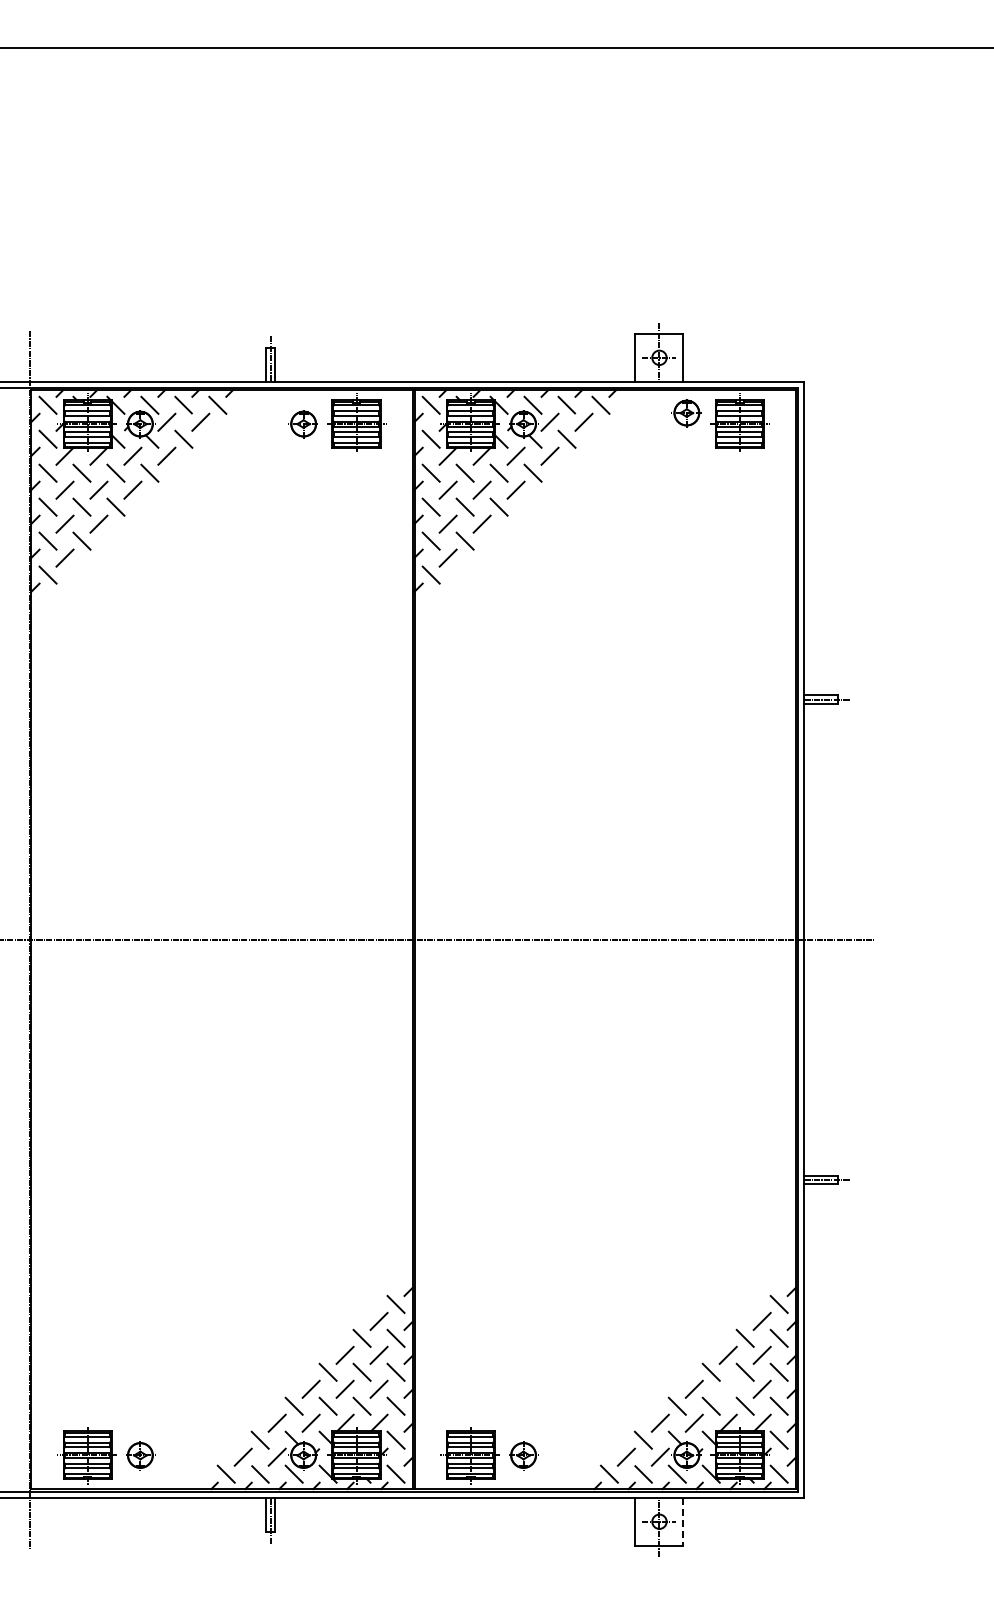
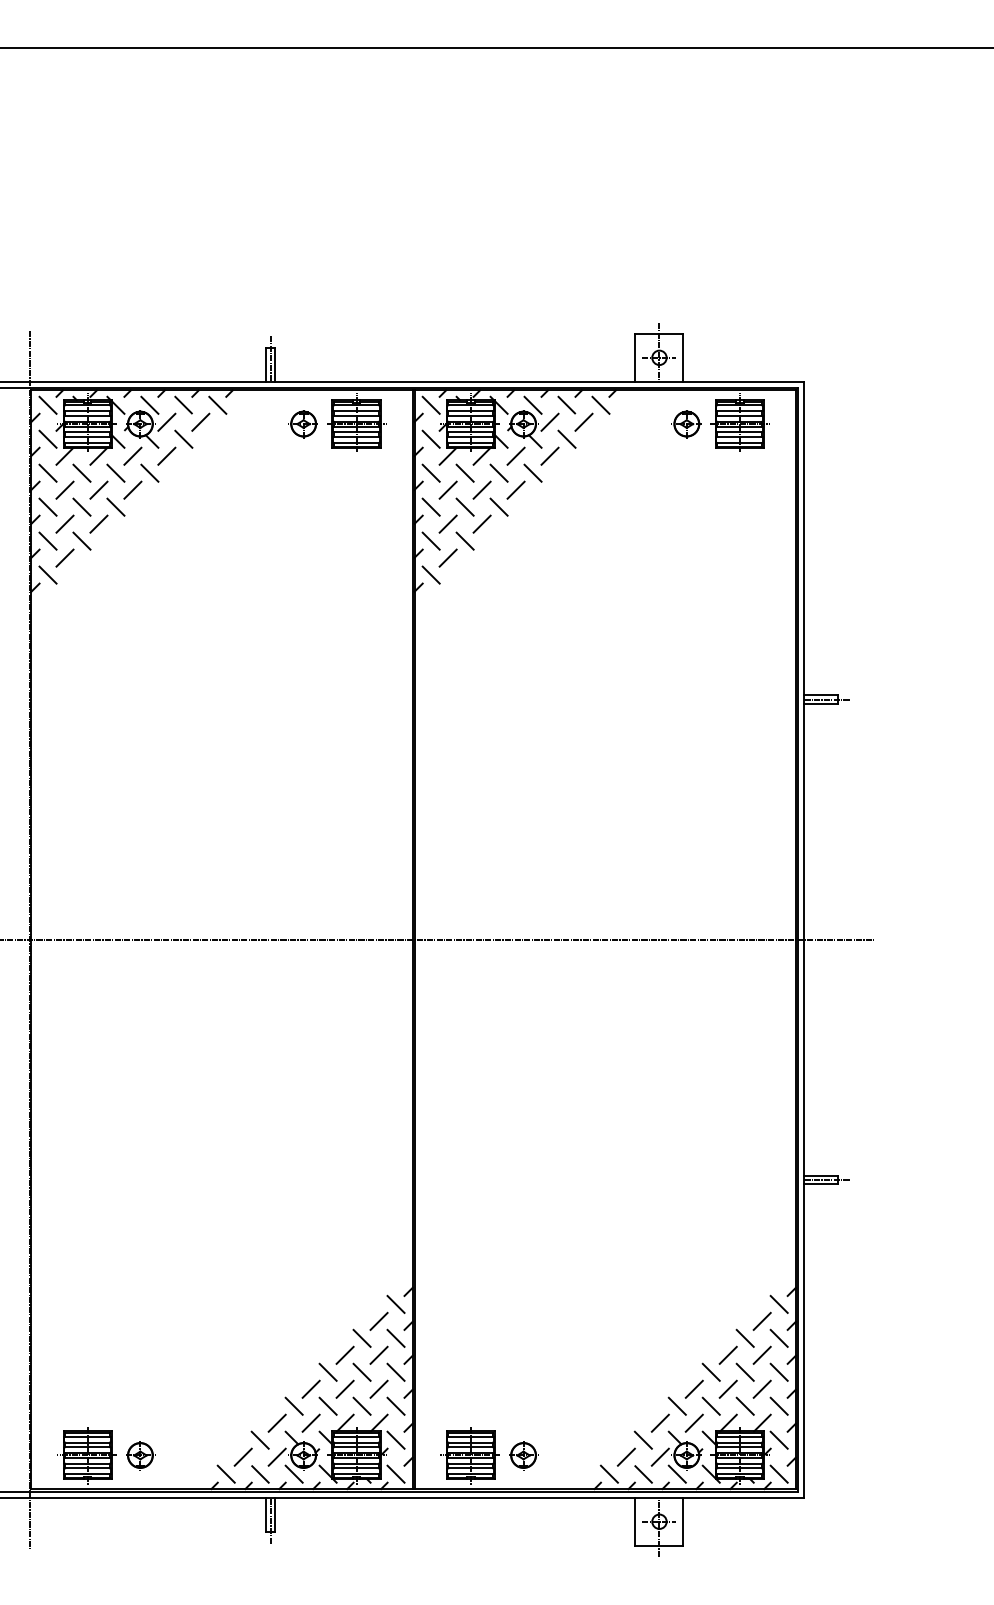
part position: (686, 413) -> (686, 424) (686, 424)
line: none -> present (727, 1388)
line: dashed -> solid (683, 1522)
